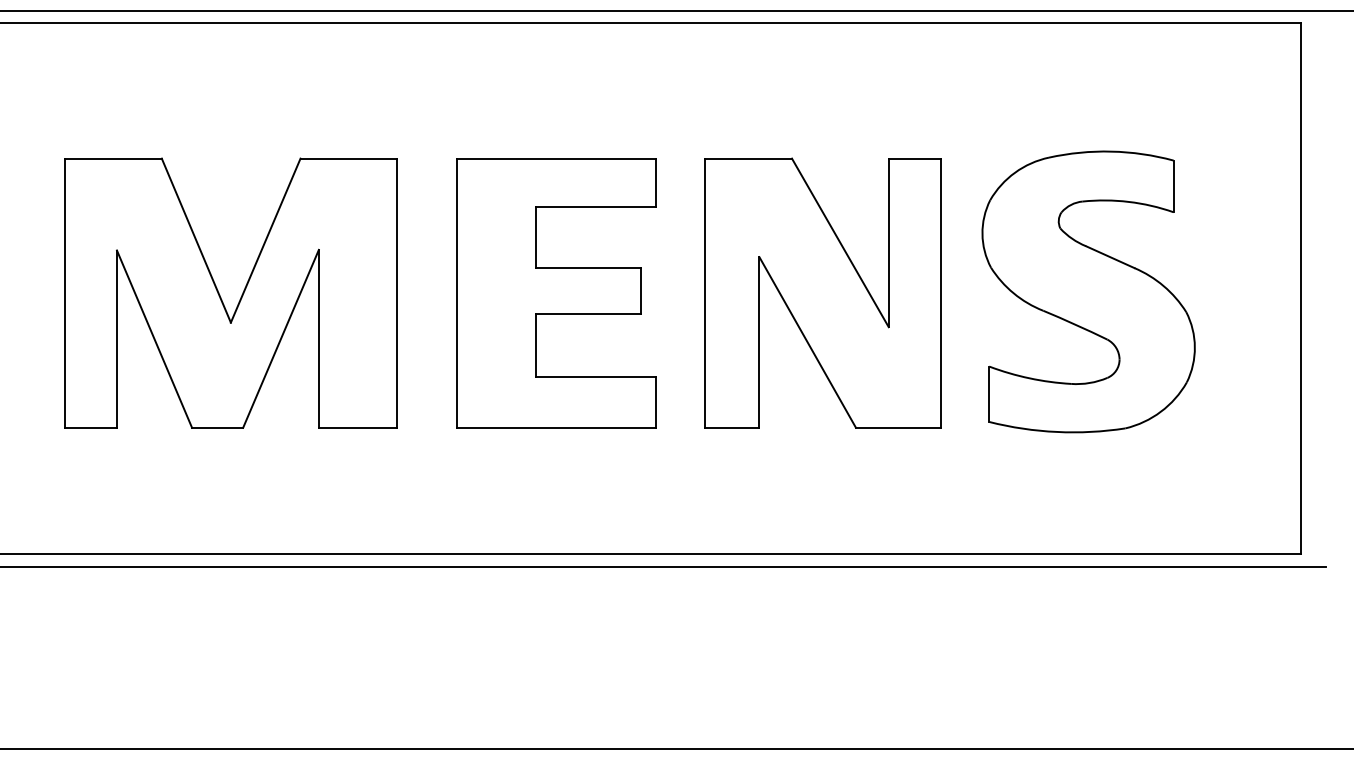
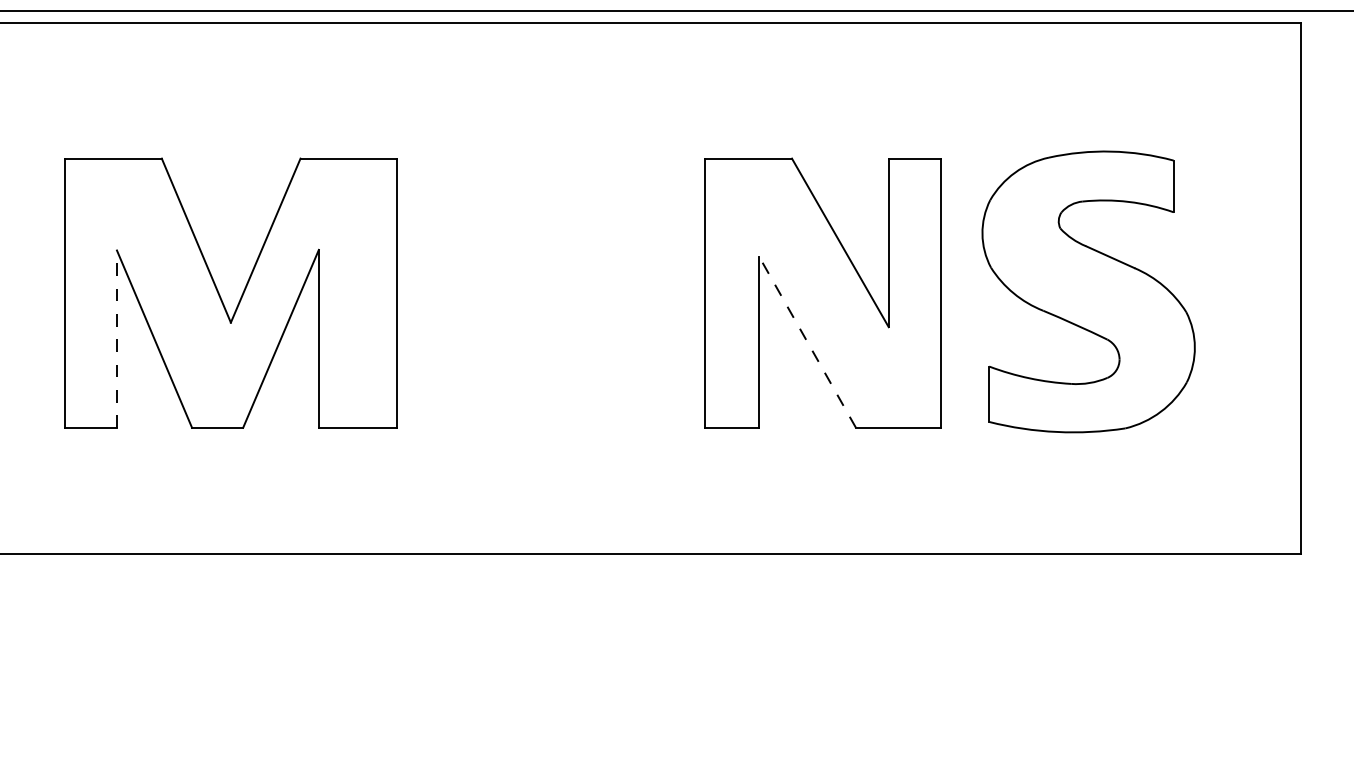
part: present -> none (556, 293)
line: solid -> dashed (116, 339)
line: solid -> dashed (807, 342)
line: present -> none (664, 566)
line: present -> none (676, 748)
